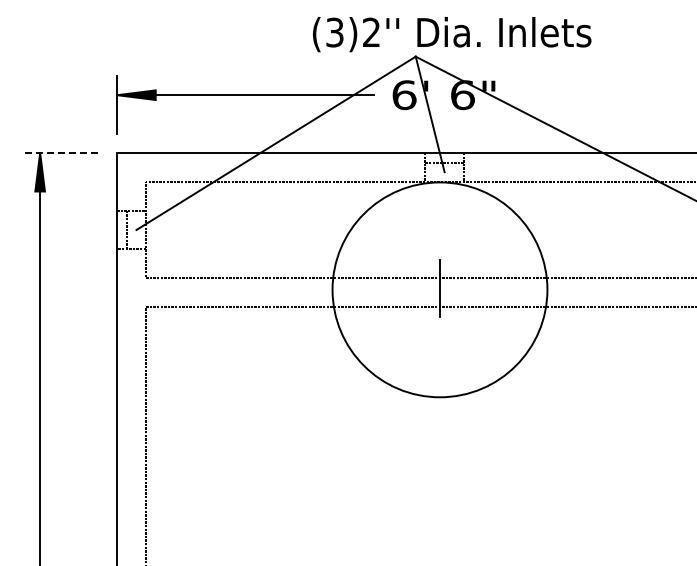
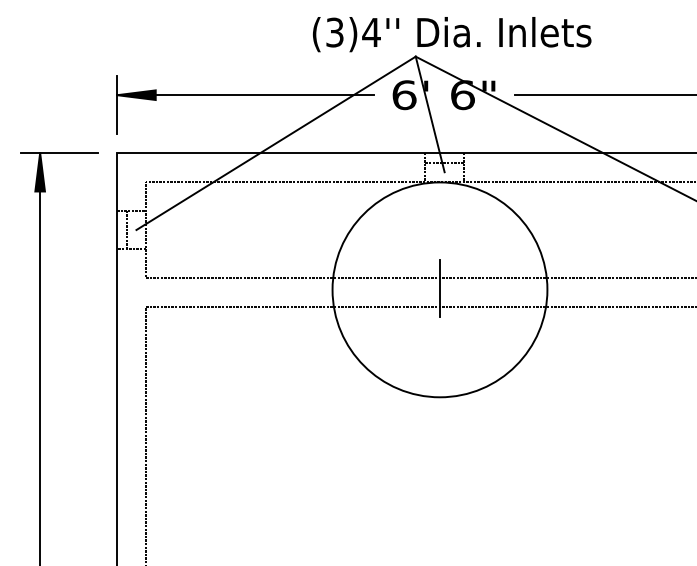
text: (3)2'' -> (3)4'' (371, 31)
line: none -> present (603, 95)
line: dashed -> solid (59, 152)
